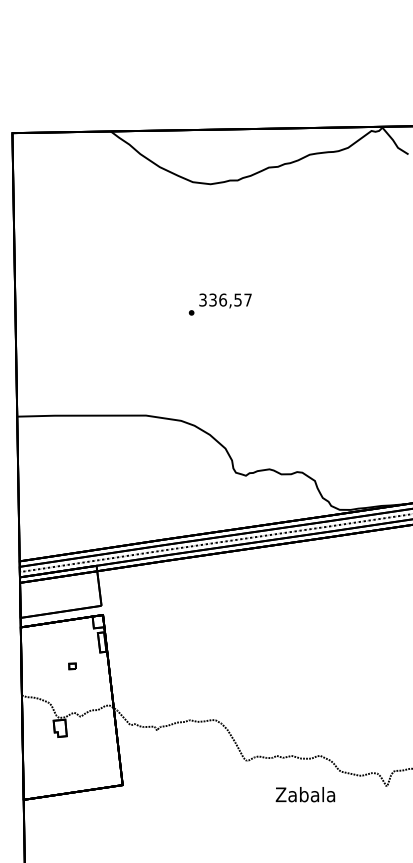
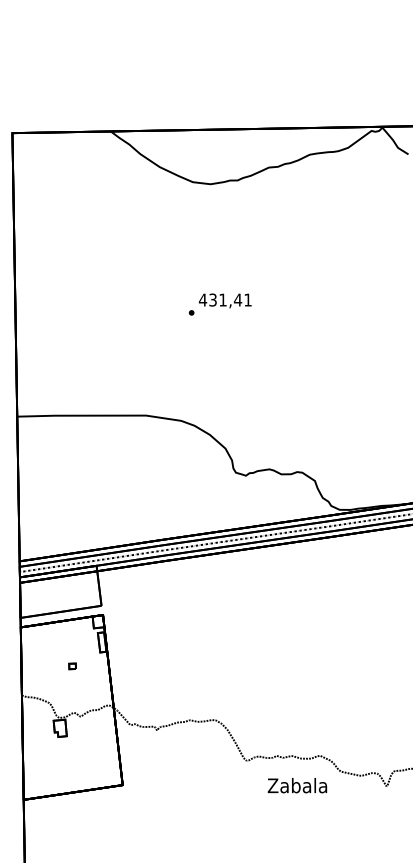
text: 336,57 -> 431,41 (224, 299)
text position: (305, 794) -> (297, 785) (297, 785)
